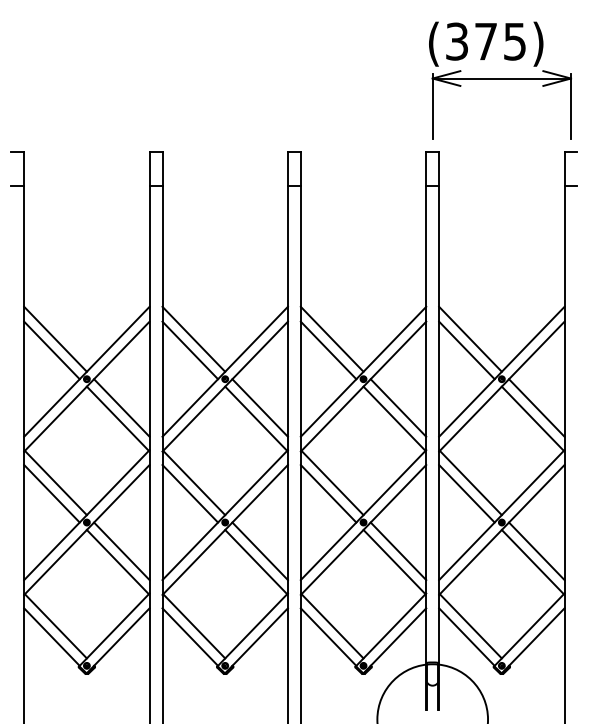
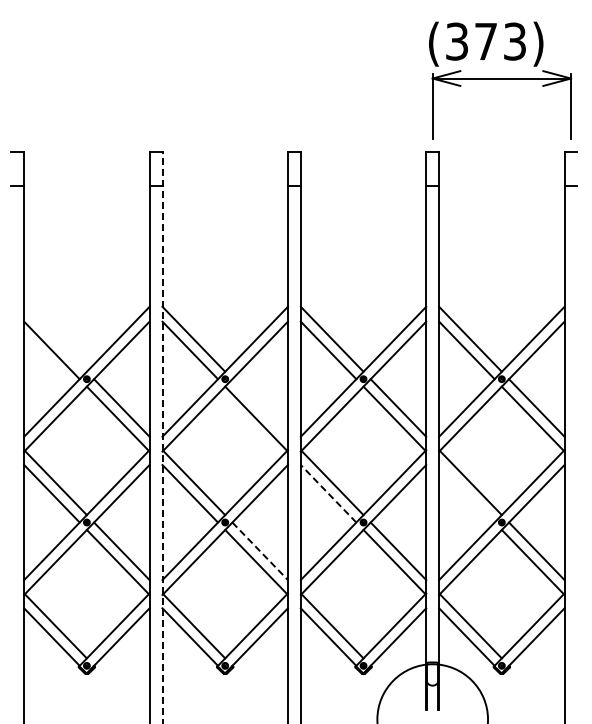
text: (375) -> (373) (514, 41)
line: present -> none (55, 338)
line: present -> none (259, 407)
line: solid -> dashed (162, 438)
line: solid -> dashed (328, 493)
line: present -> none (466, 493)
line: solid -> dashed (260, 551)
